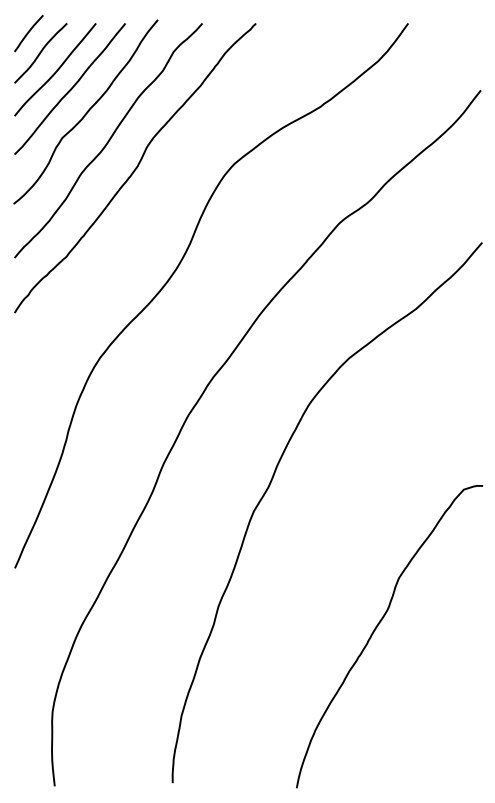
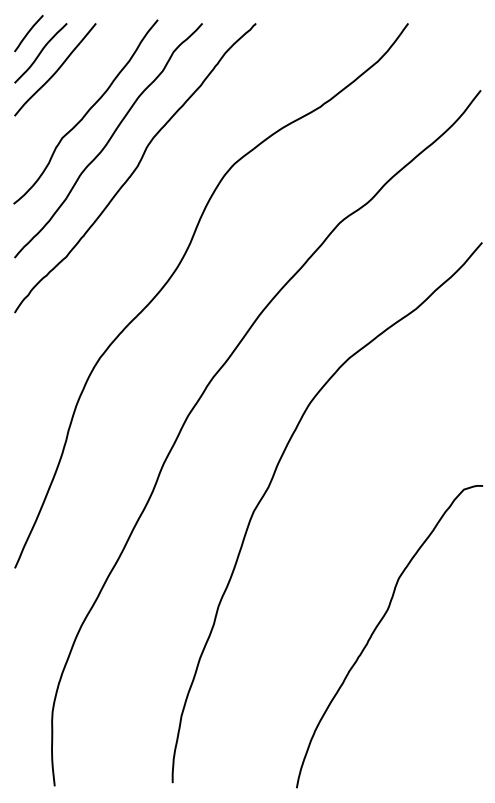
curve: present -> none (70, 88)
